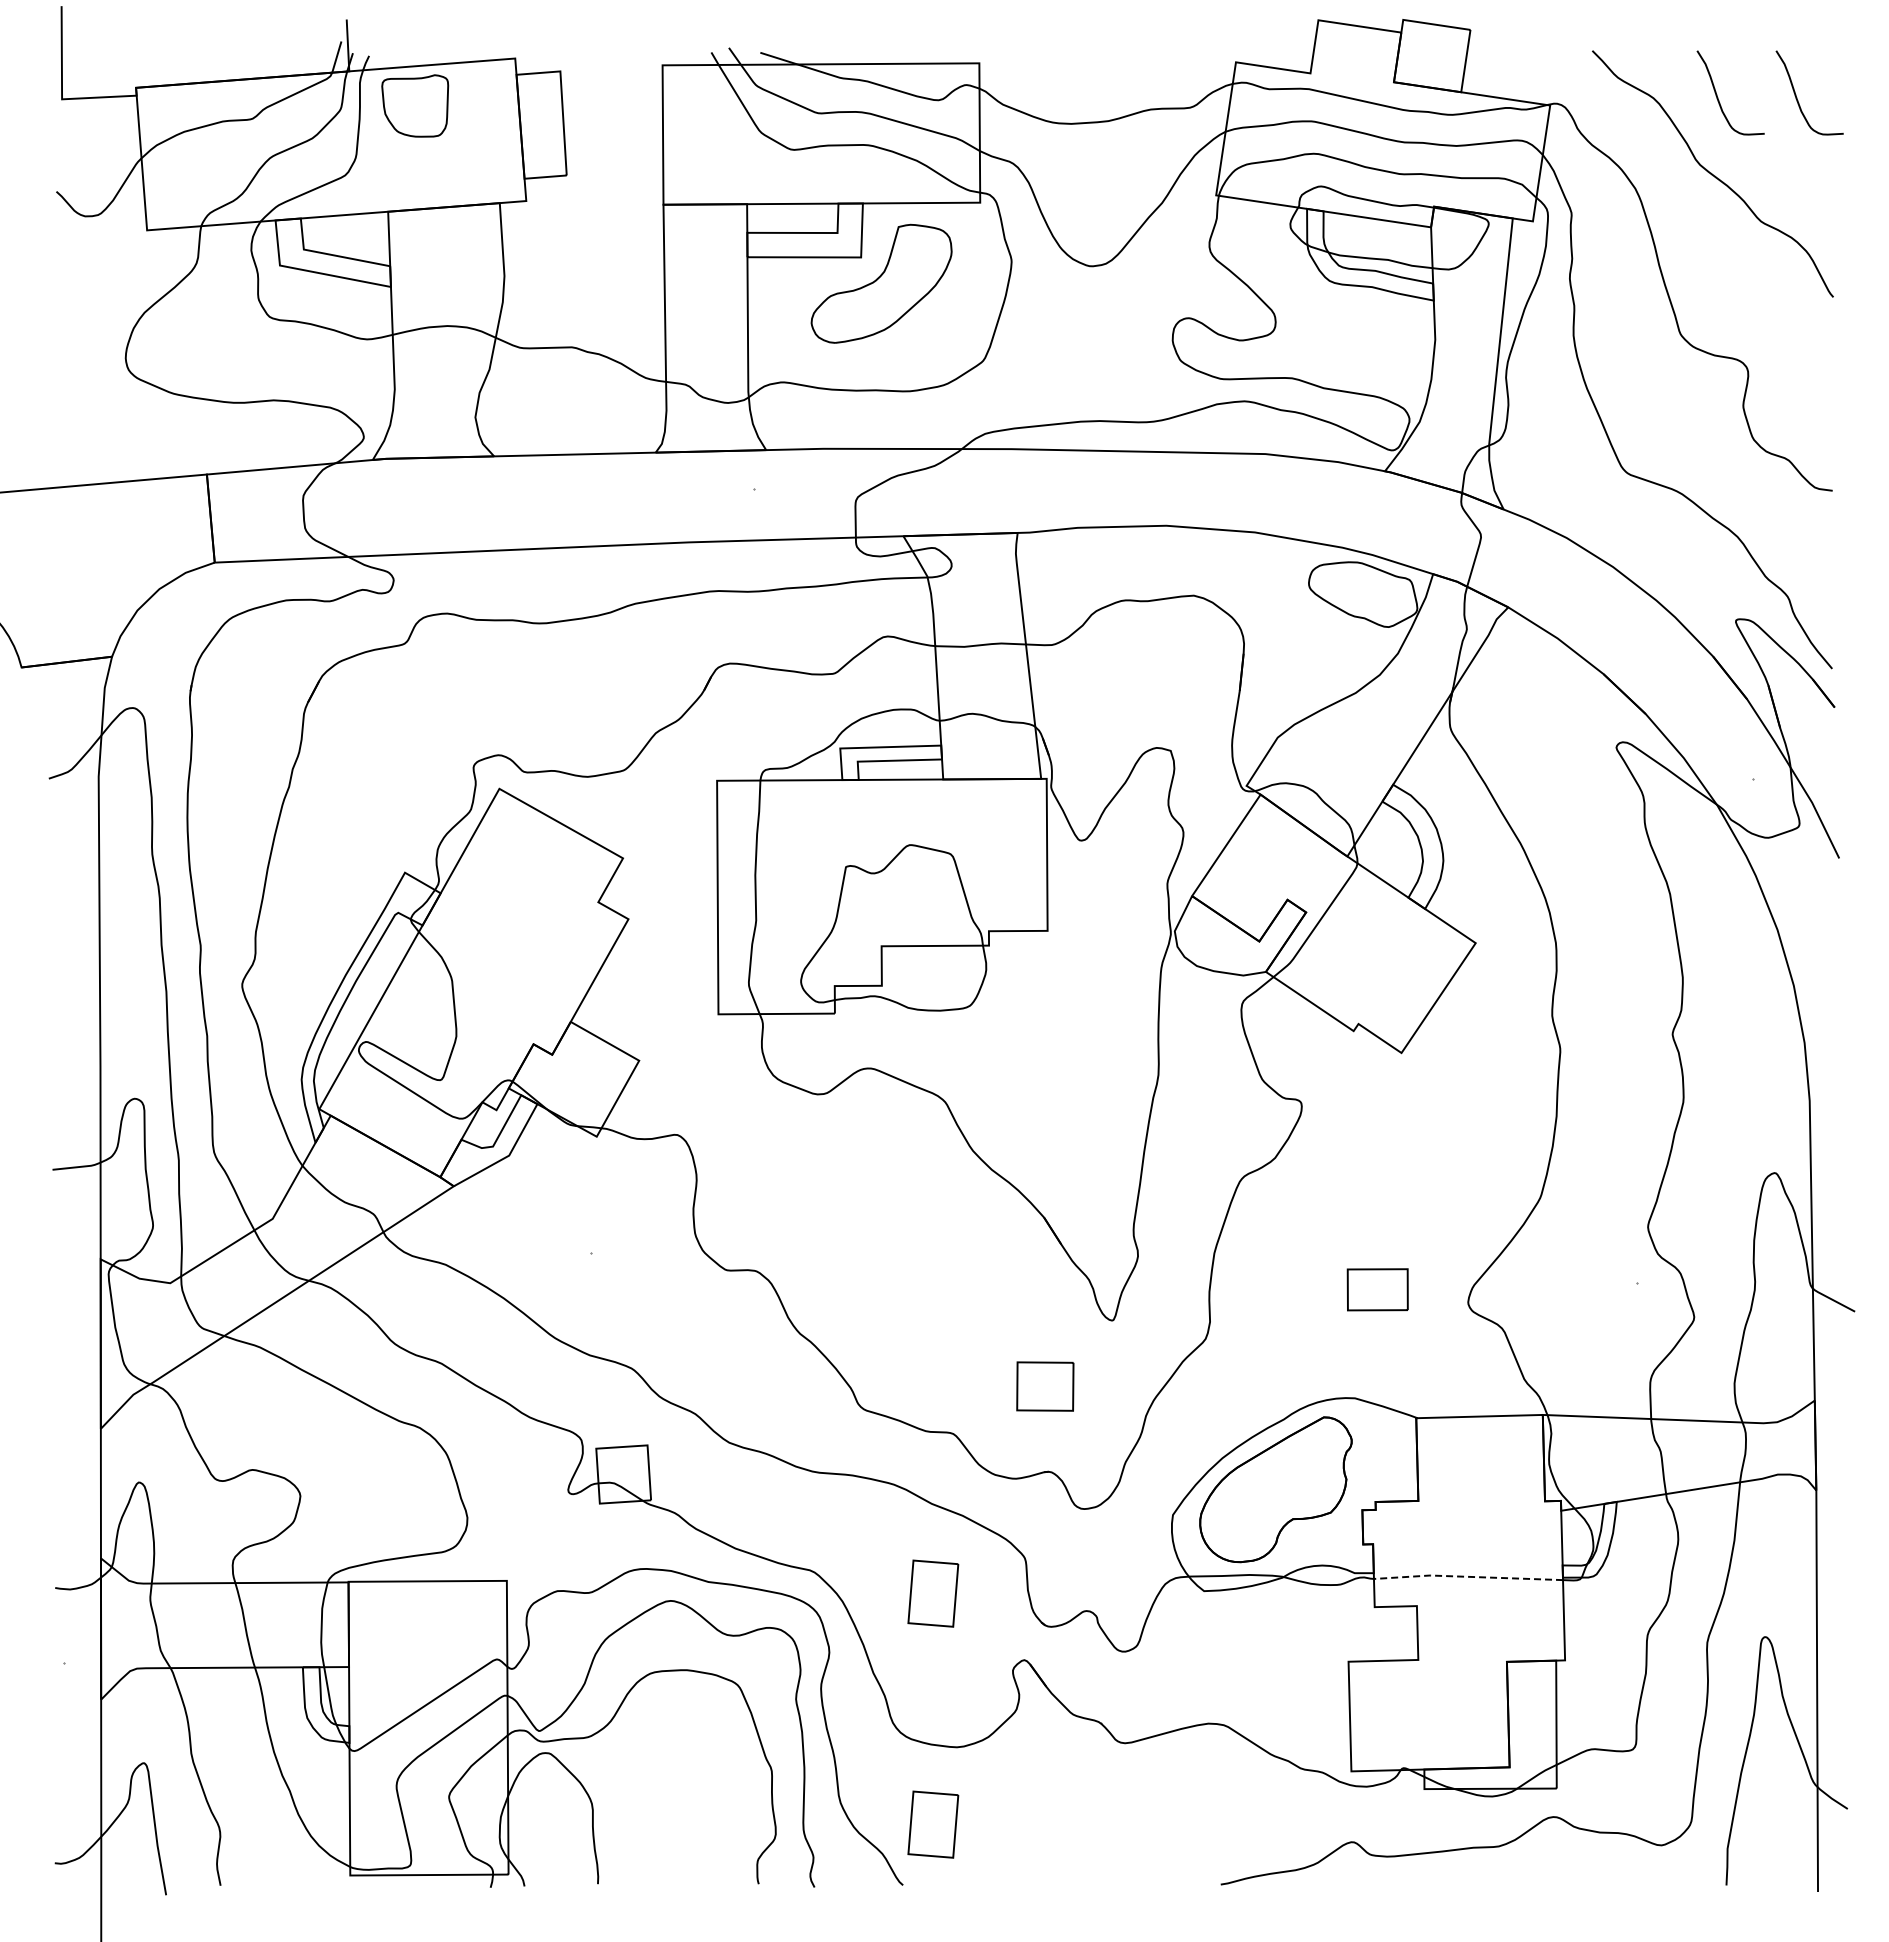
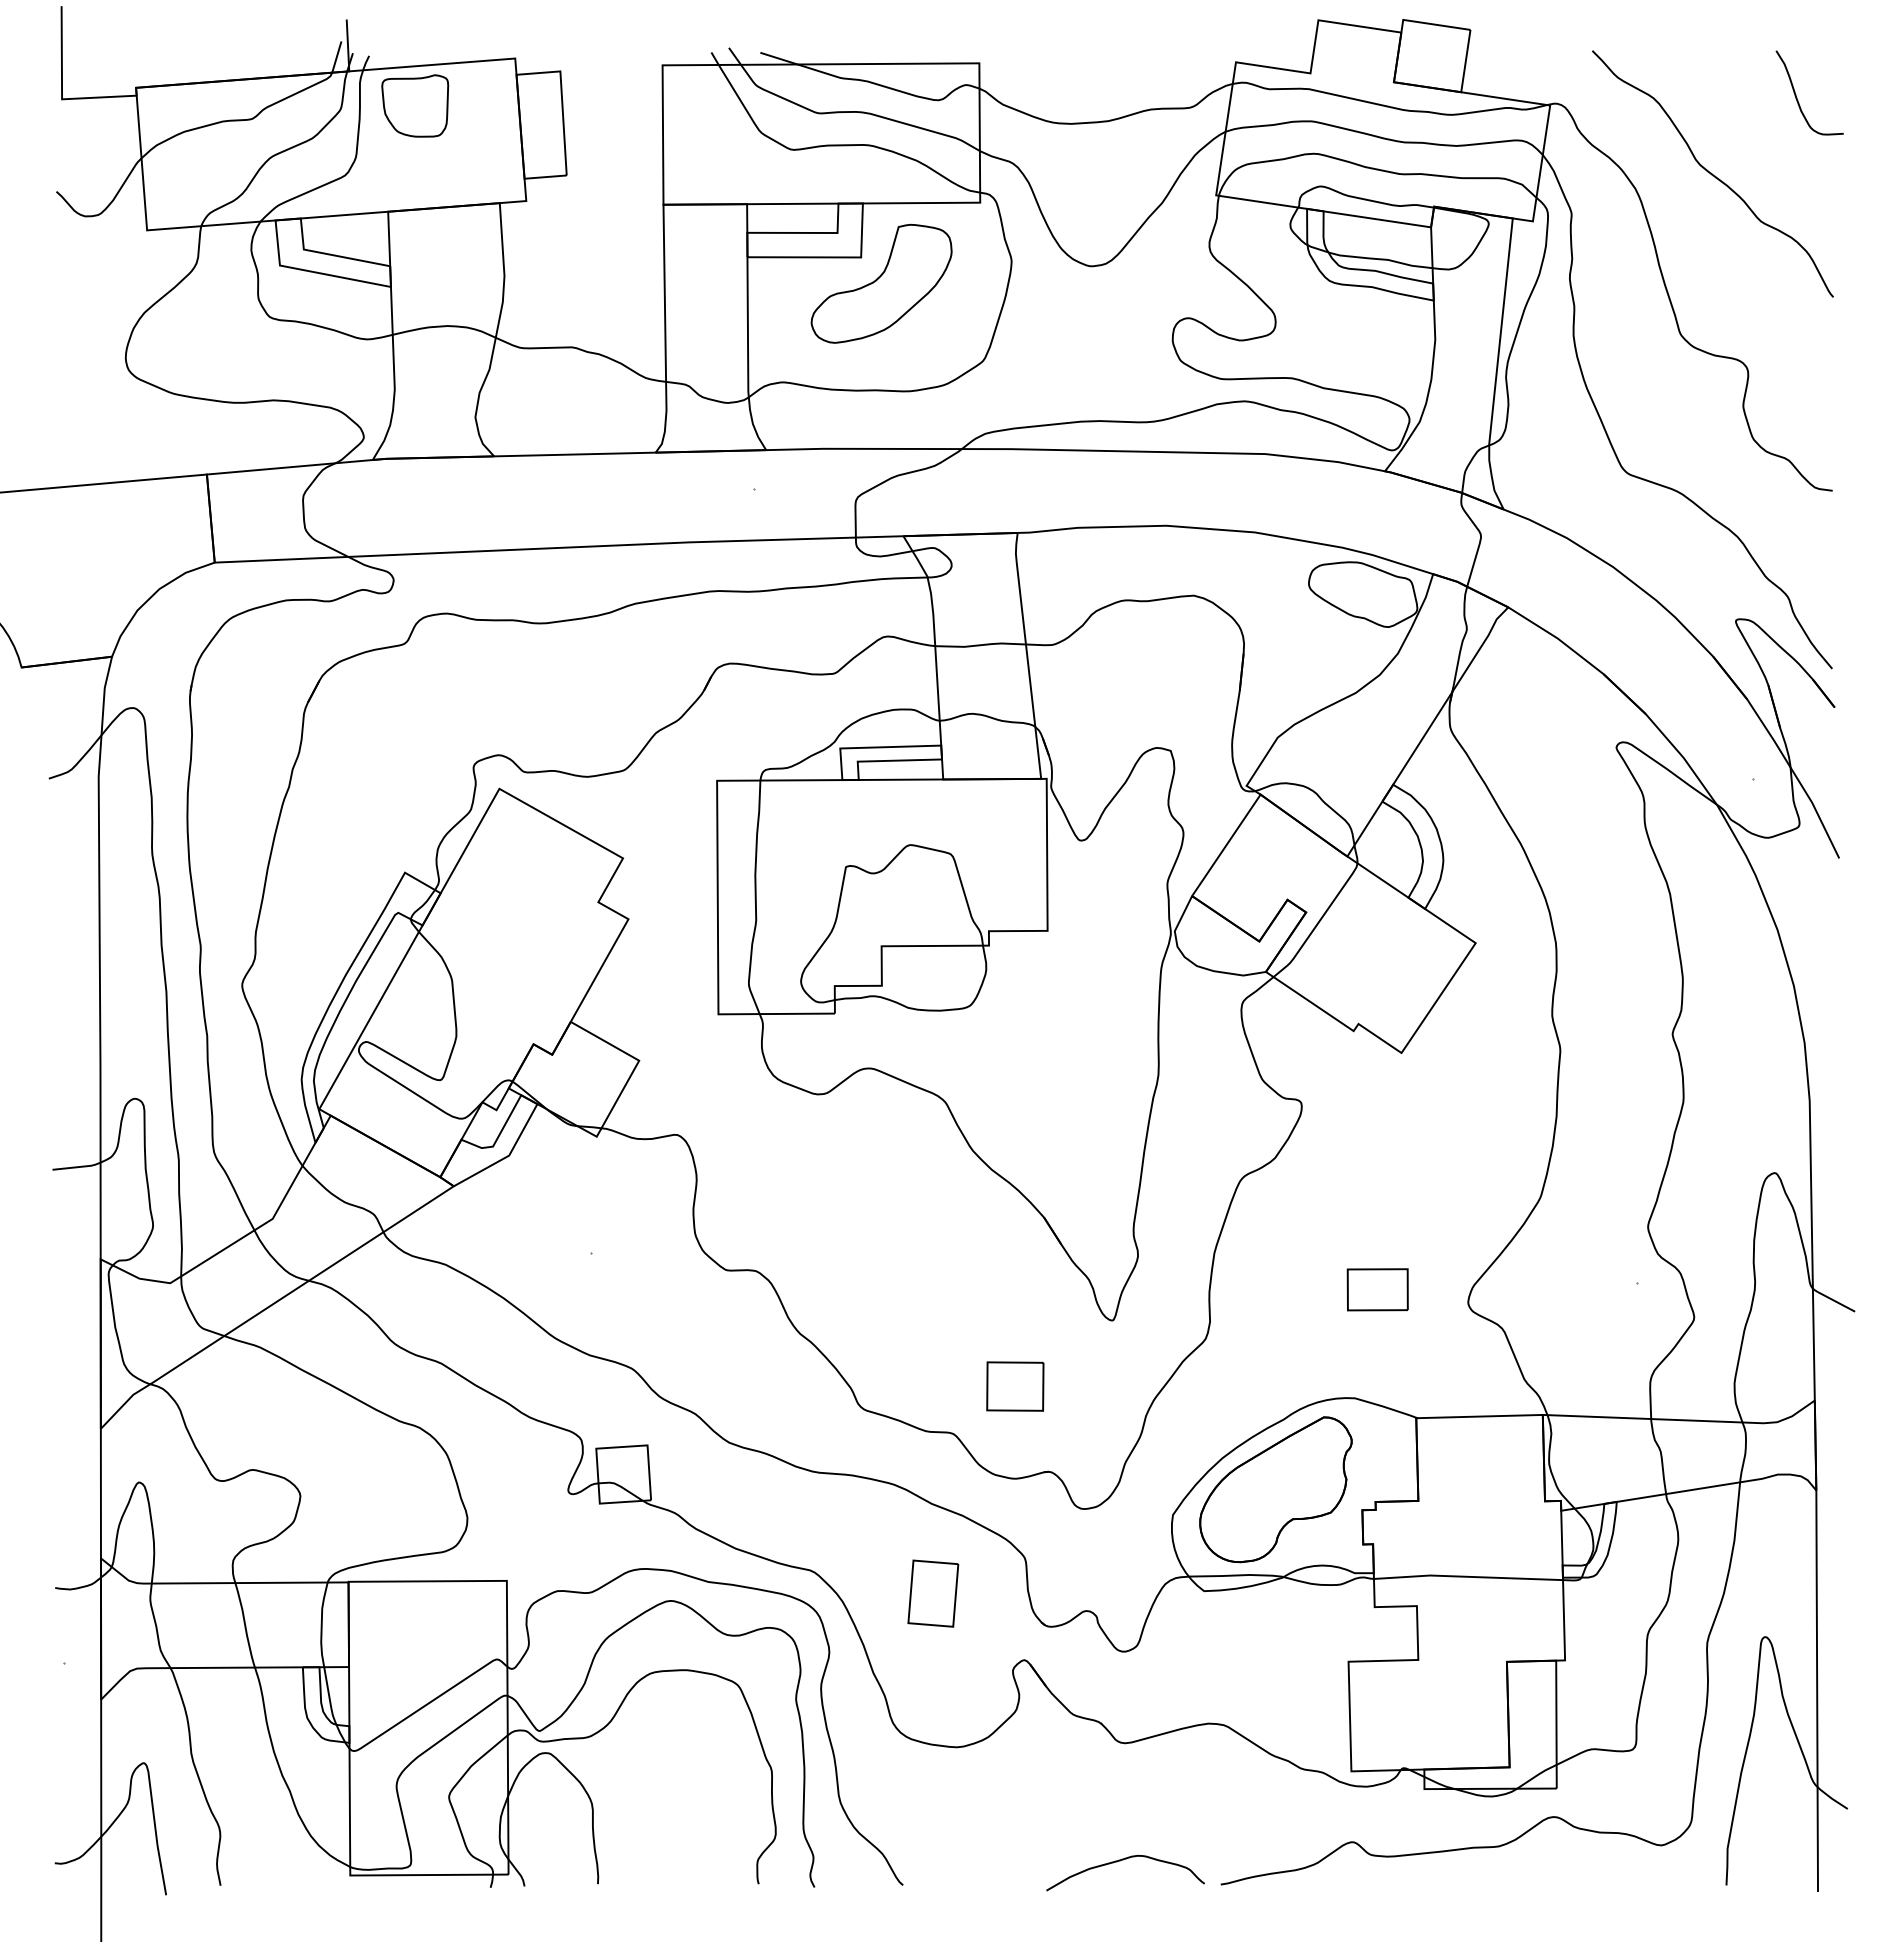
curve: present -> none (1718, 97)
part position: (1045, 1386) -> (1015, 1386) (1015, 1386)
line: dashed -> solid (1467, 1576)
part: present -> none (933, 1824)
curve: none -> present (1120, 1861)
